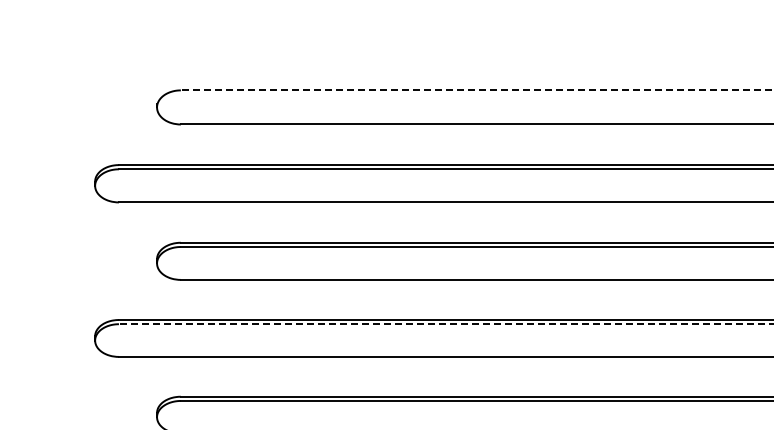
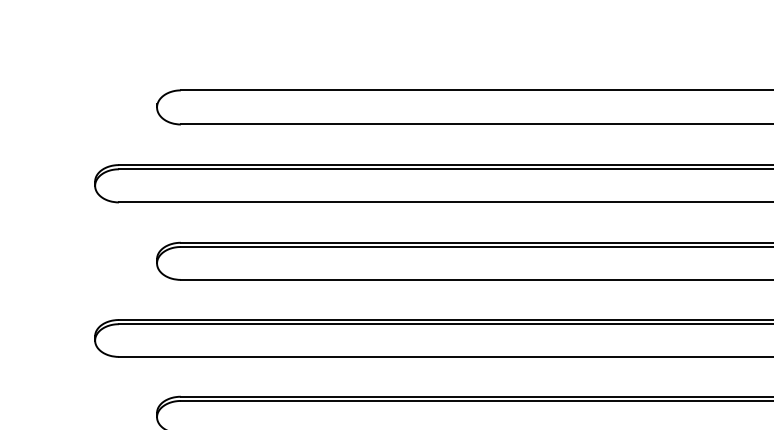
line: dashed -> solid (476, 90)
line: dashed -> solid (445, 324)
